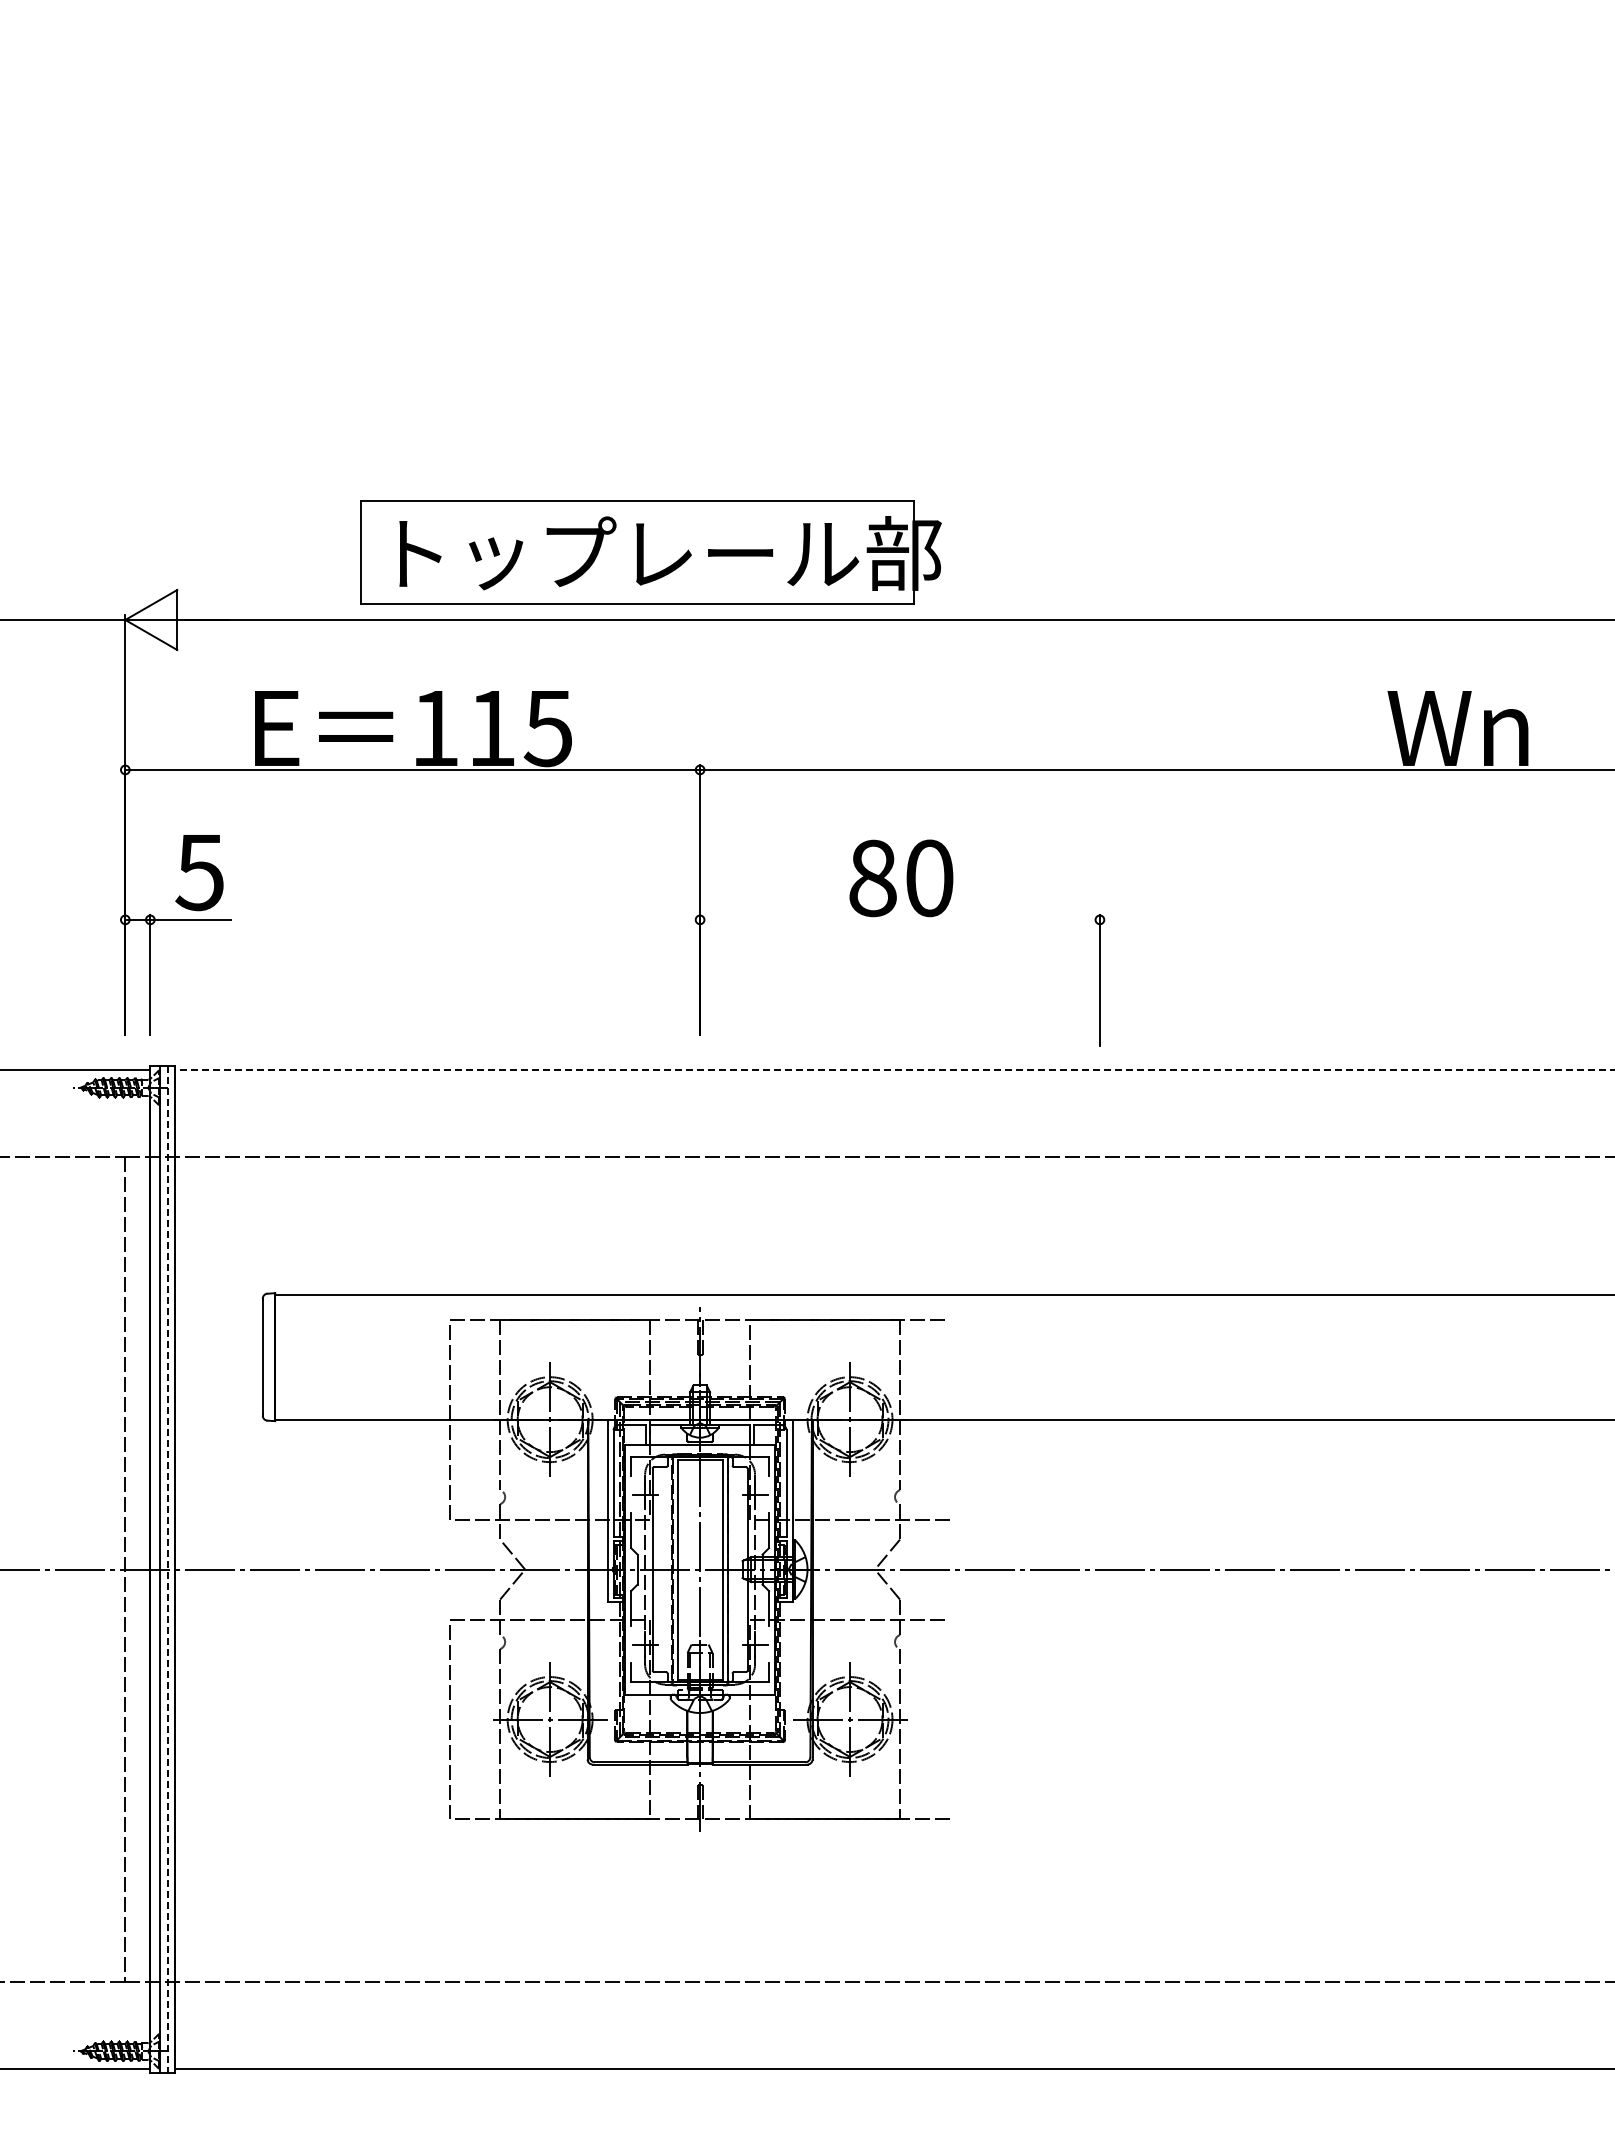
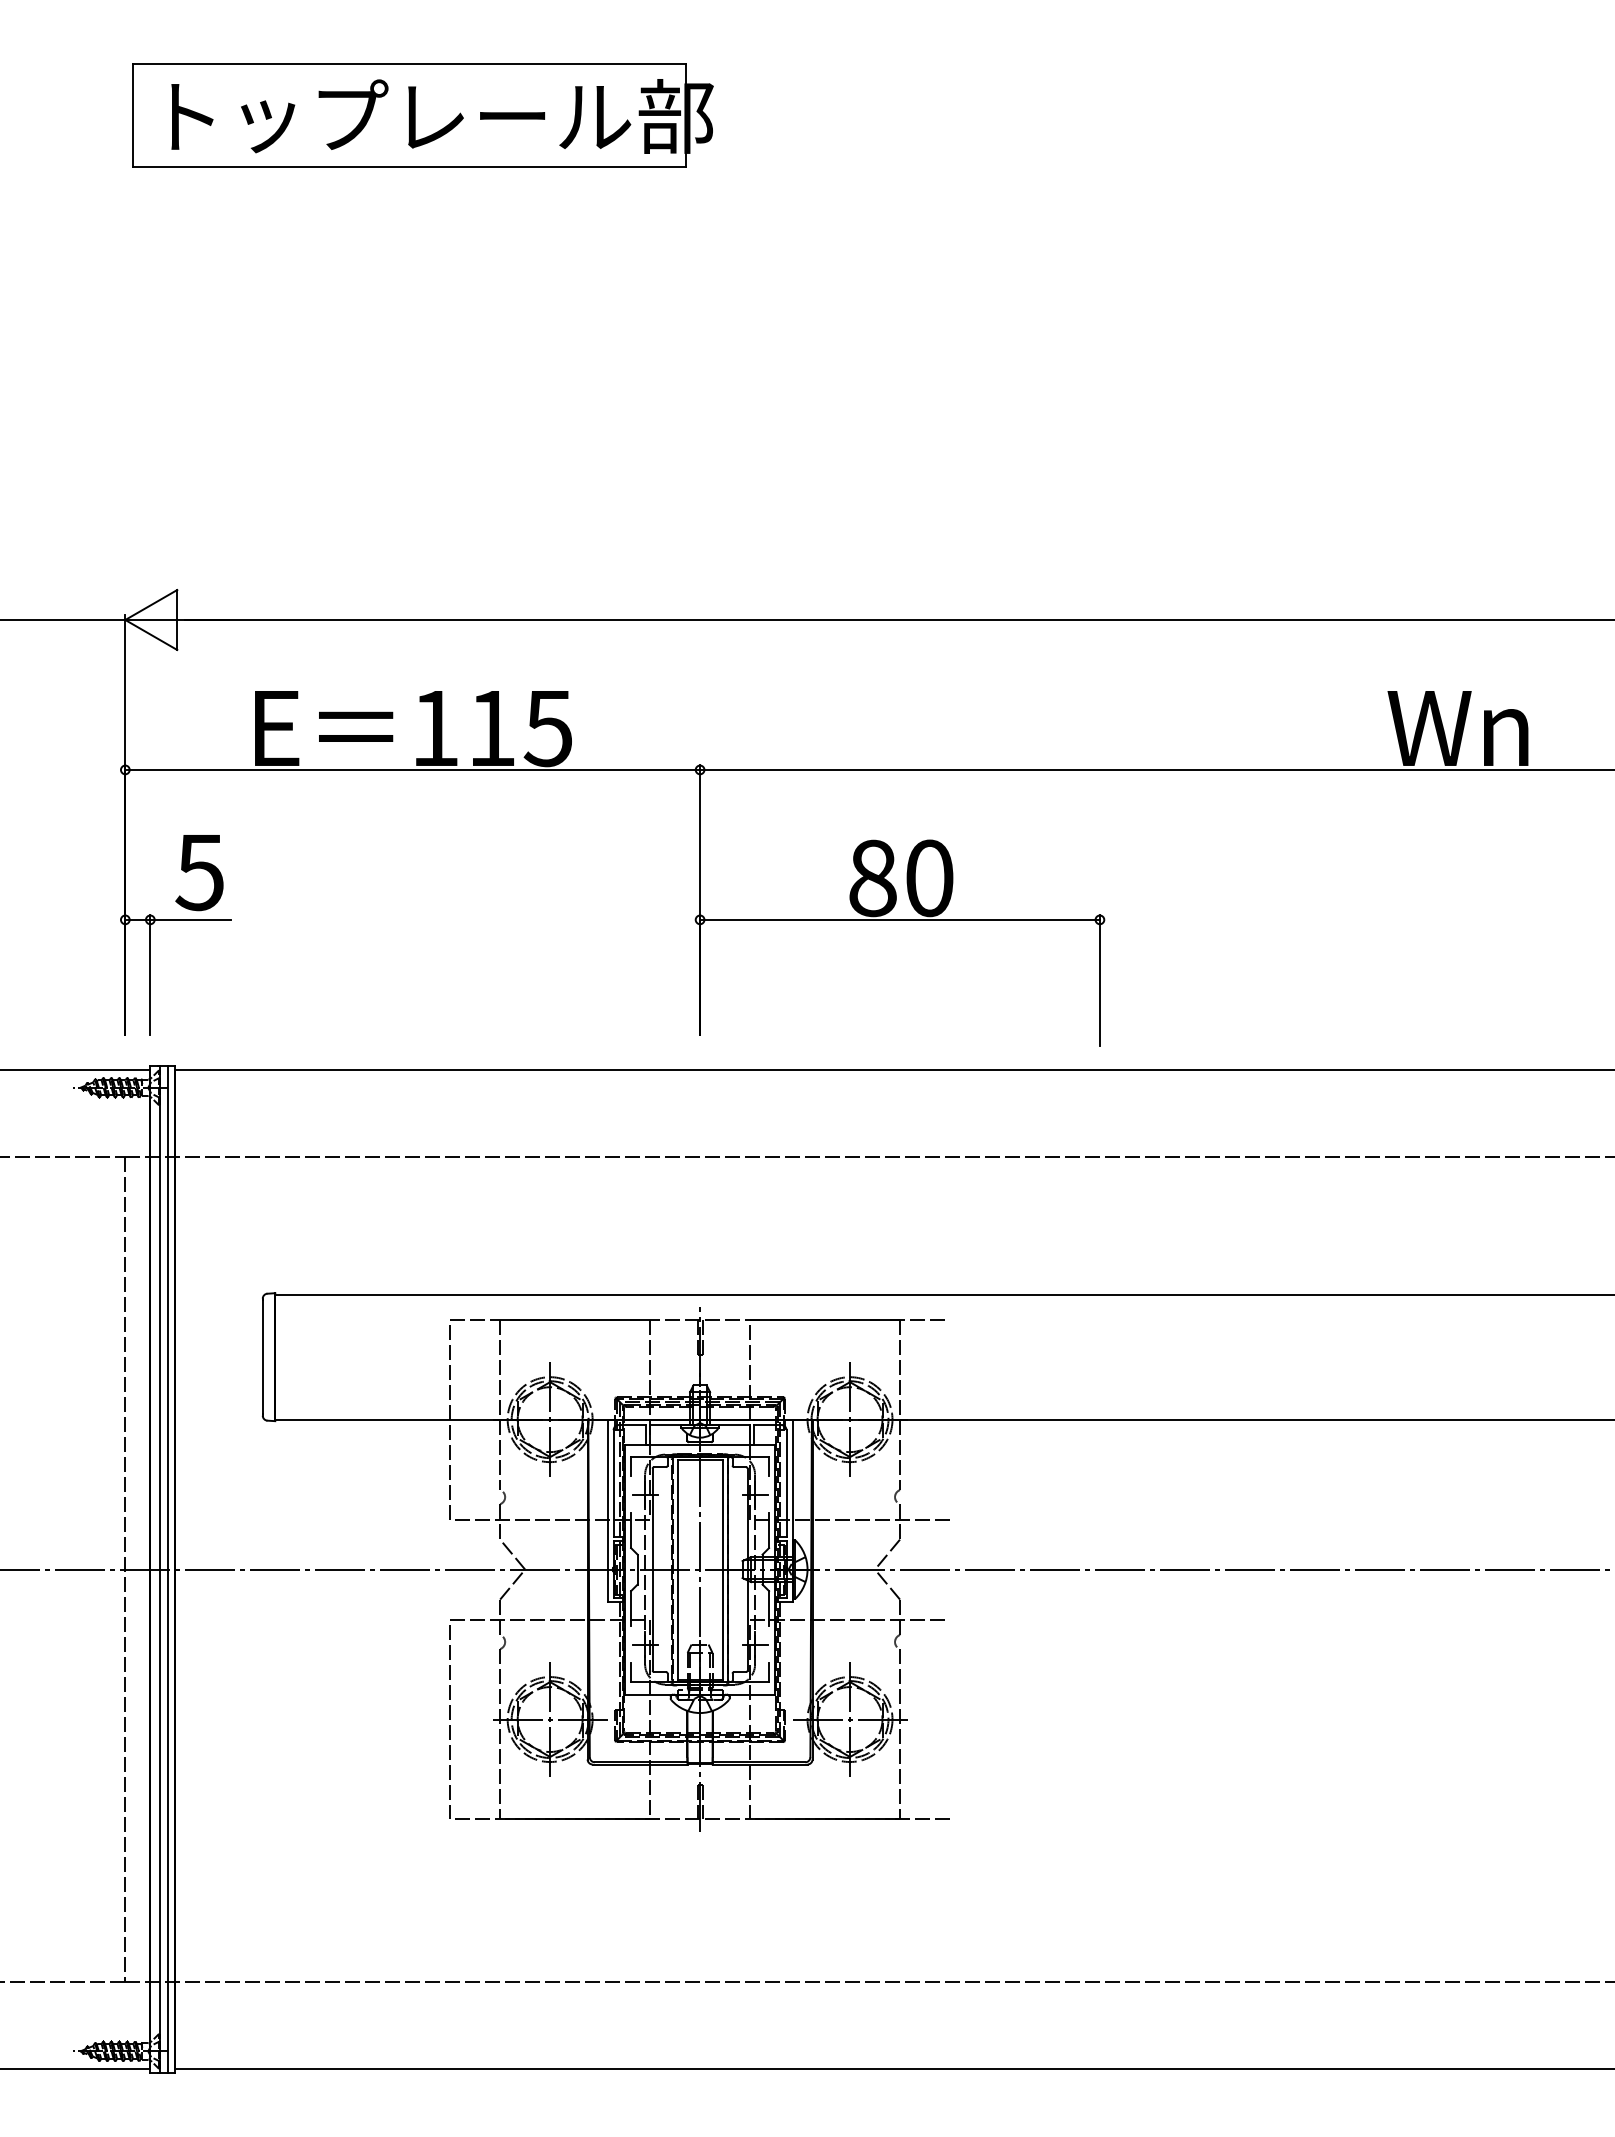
part position: (650, 552) -> (422, 115) (422, 115)
line: none -> present (899, 919)
line: dashed -> solid (894, 1069)
line: dashed -> solid (167, 1570)
